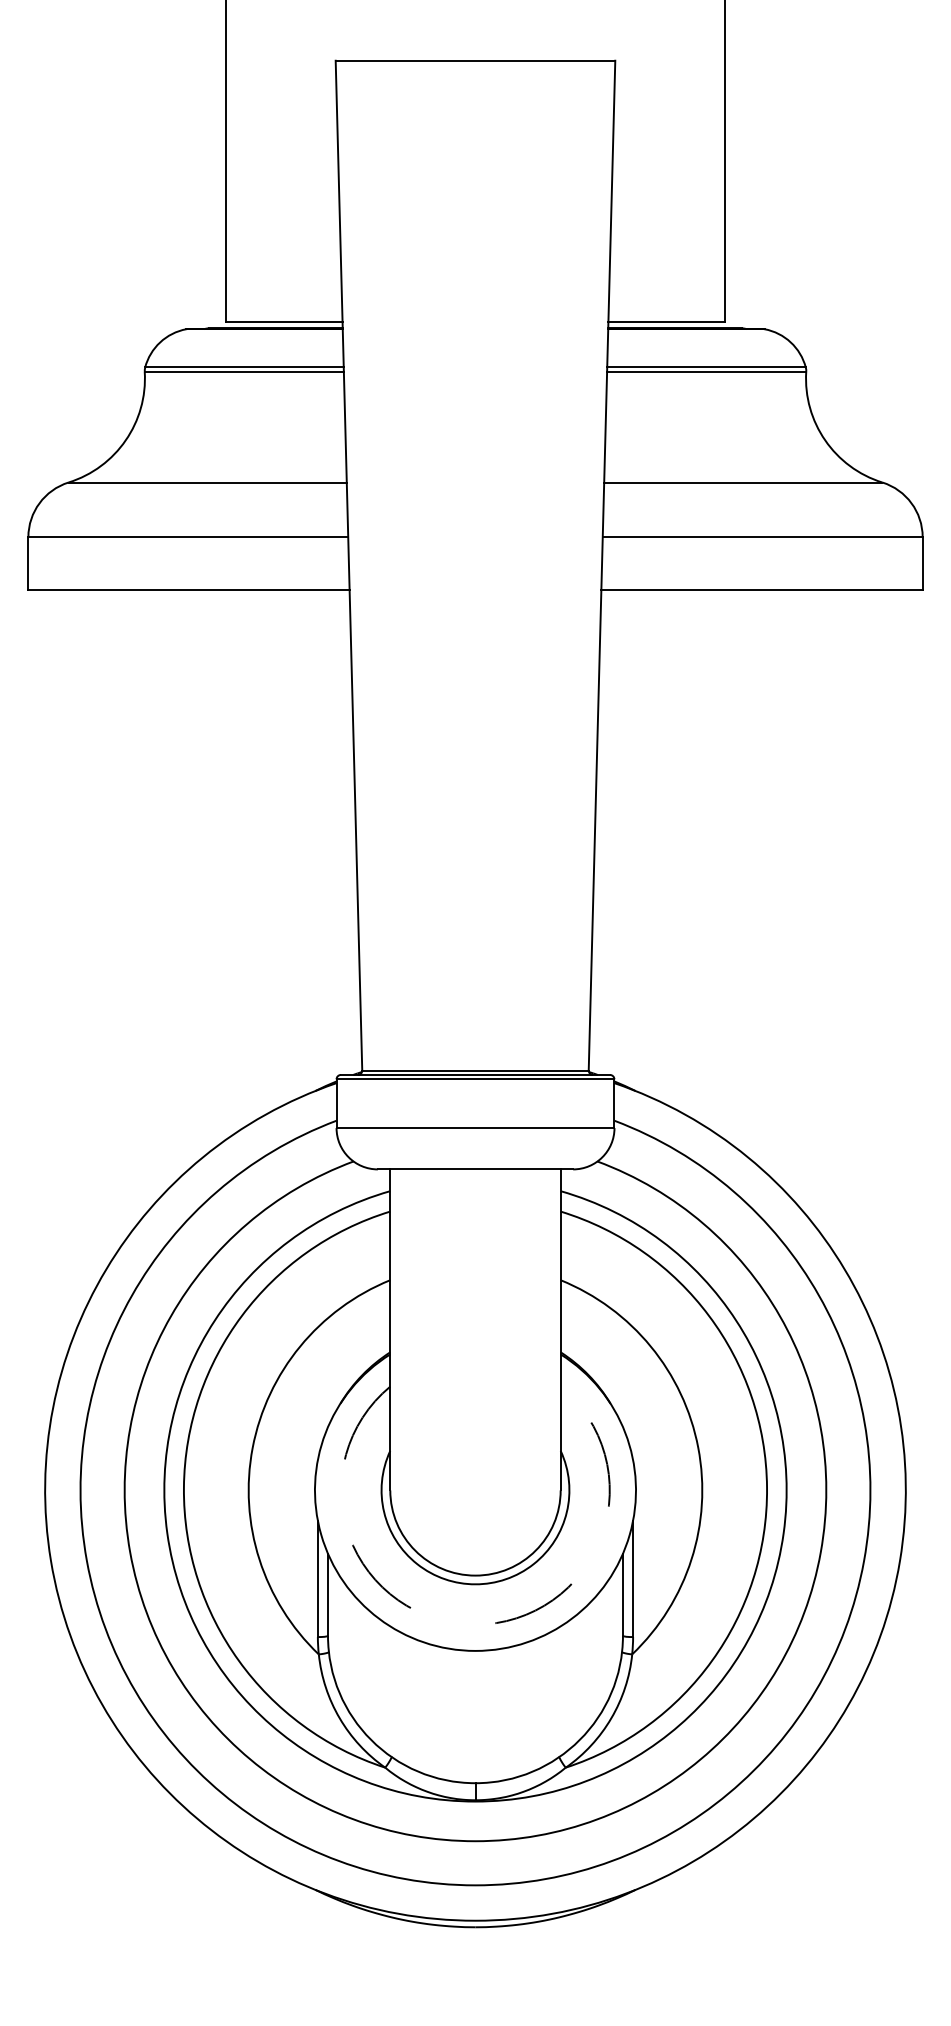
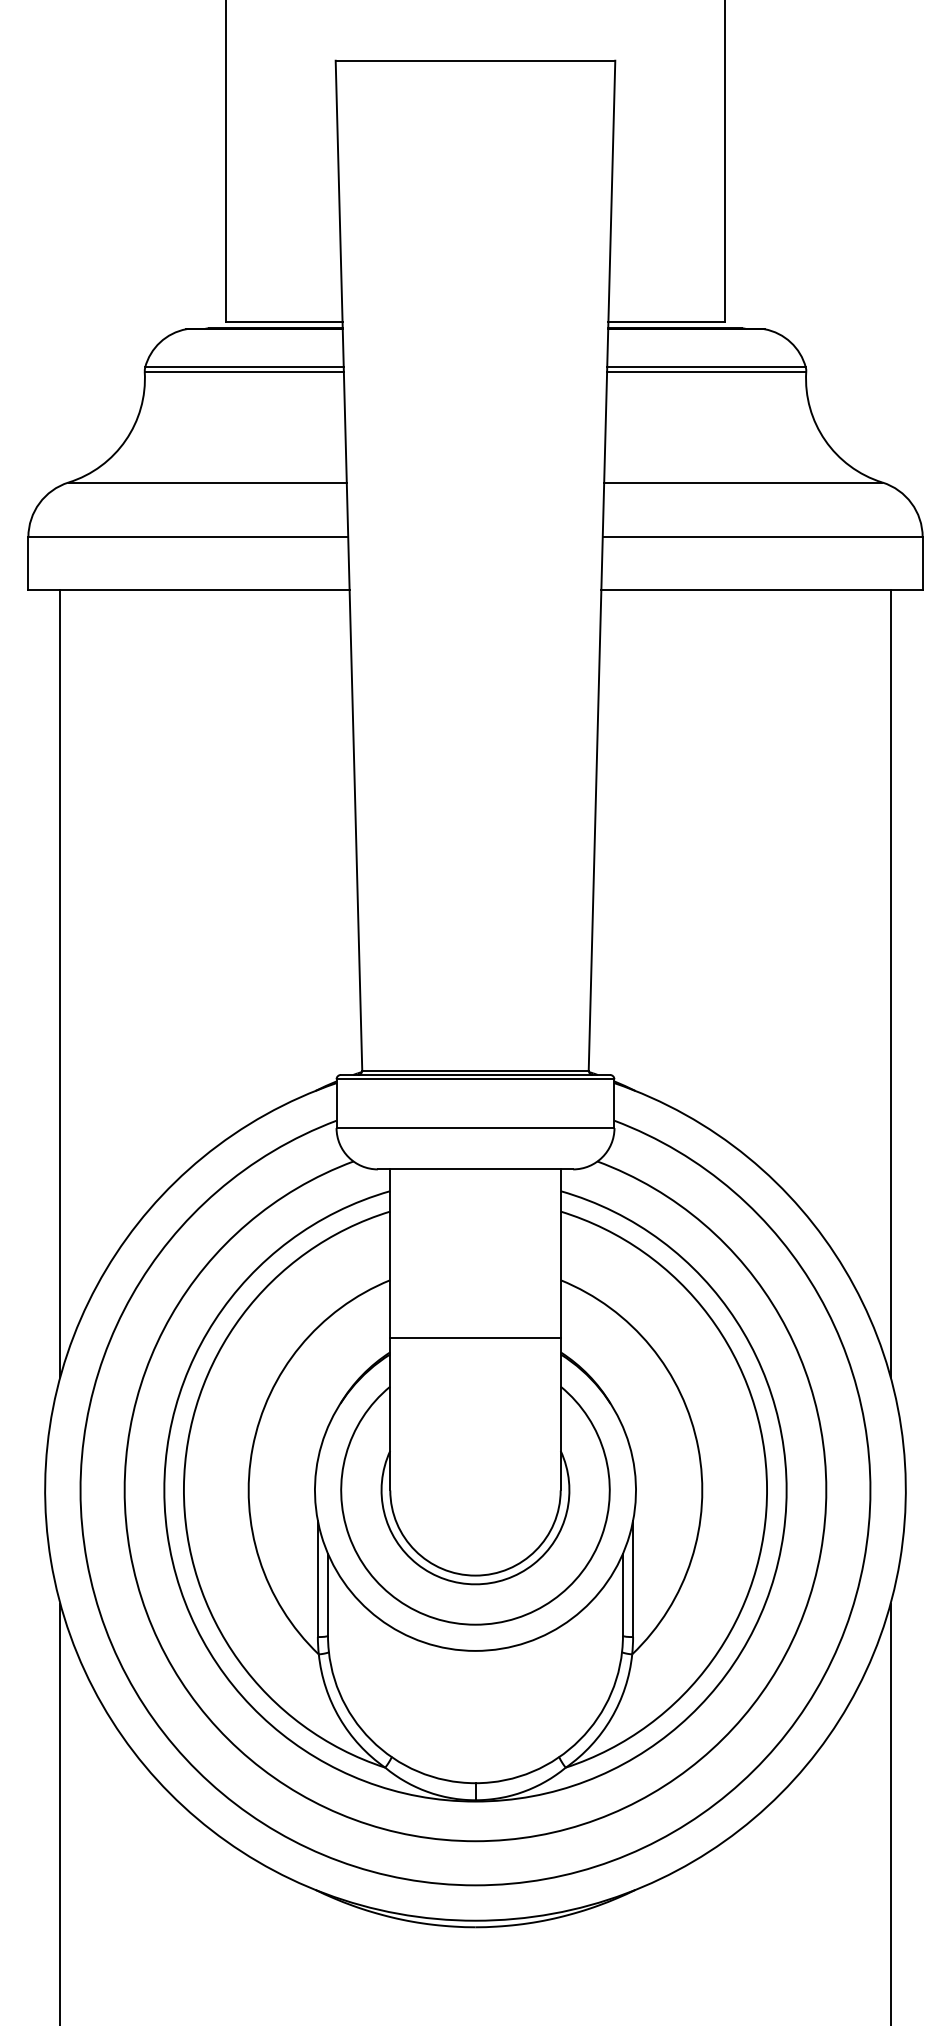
line: none -> present (60, 983)
line: none -> present (890, 983)
line: none -> present (475, 1337)
arc: dashed -> solid (475, 1624)
line: none -> present (60, 1813)
line: none -> present (890, 1813)
